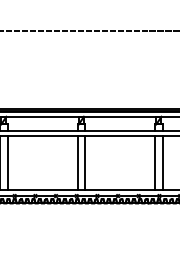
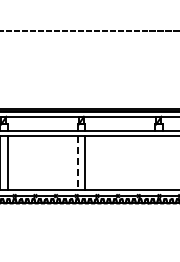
line: solid -> dashed (77, 163)
line: present -> none (155, 163)
line: present -> none (162, 163)
